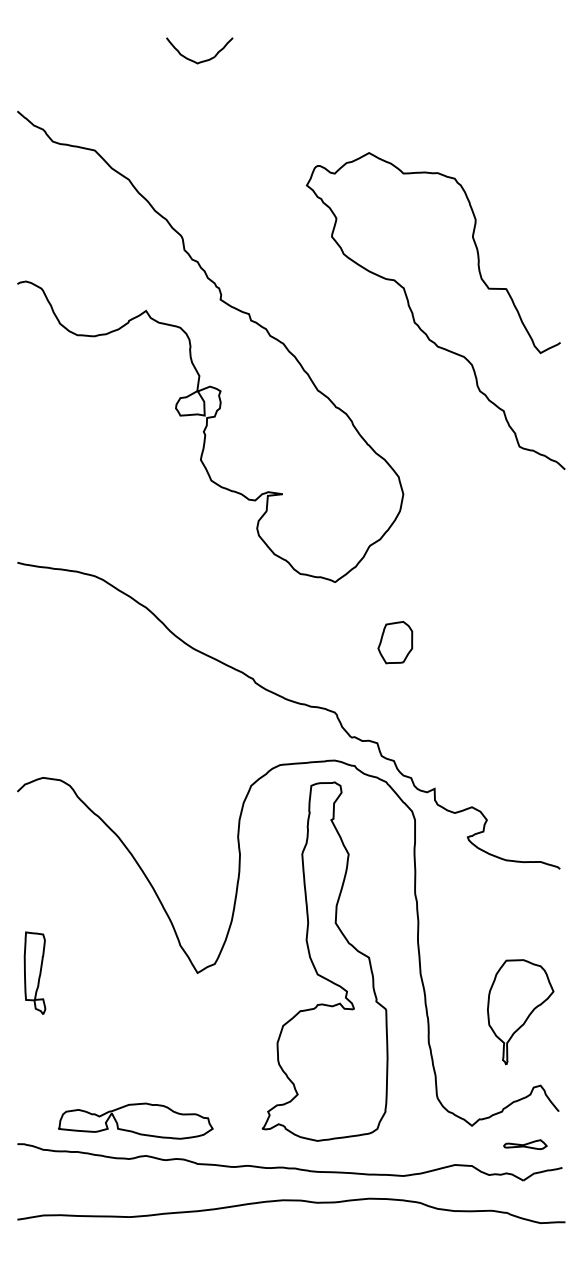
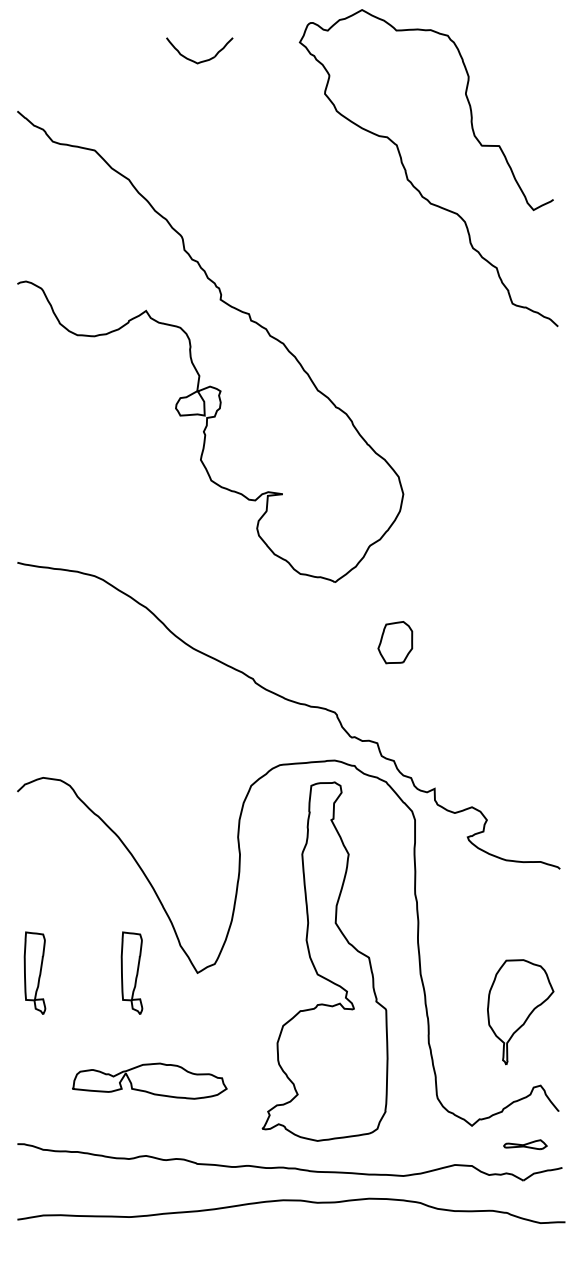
curve position: (418, 324) -> (411, 181) (411, 181)
part: none -> present (131, 972)
part position: (135, 1120) -> (149, 1080) (149, 1080)
